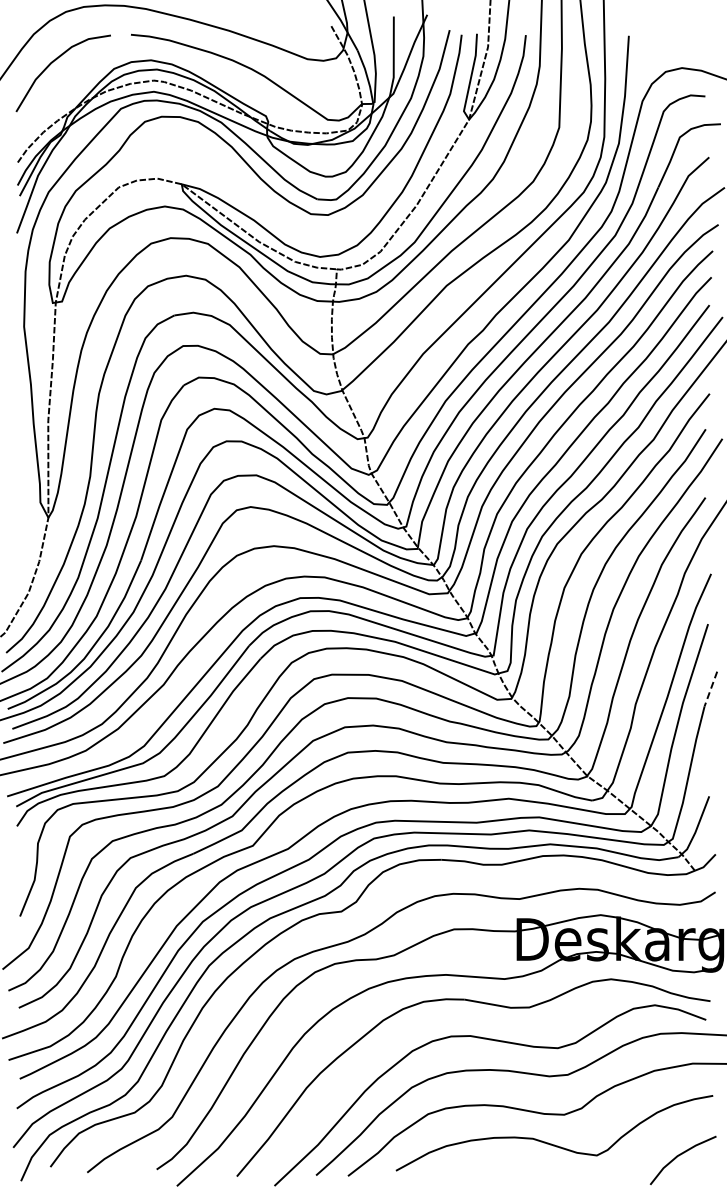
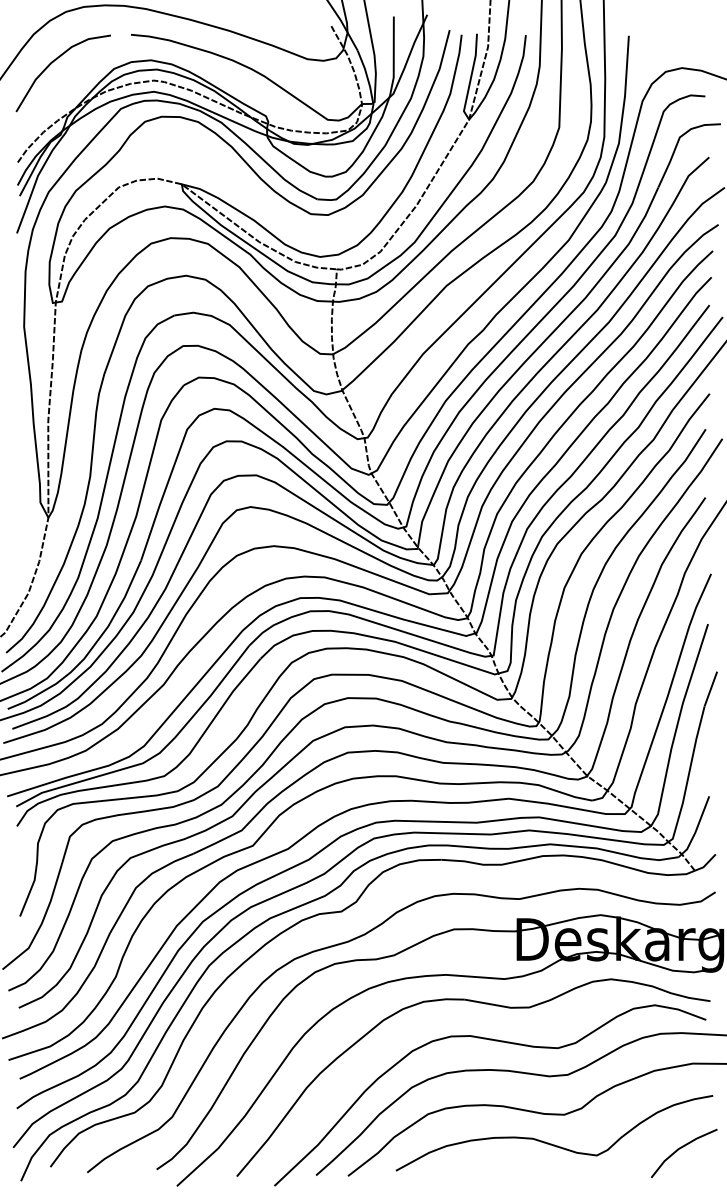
line: dashed -> solid (710, 689)
line position: (679, 1156) -> (680, 1149) (680, 1149)
